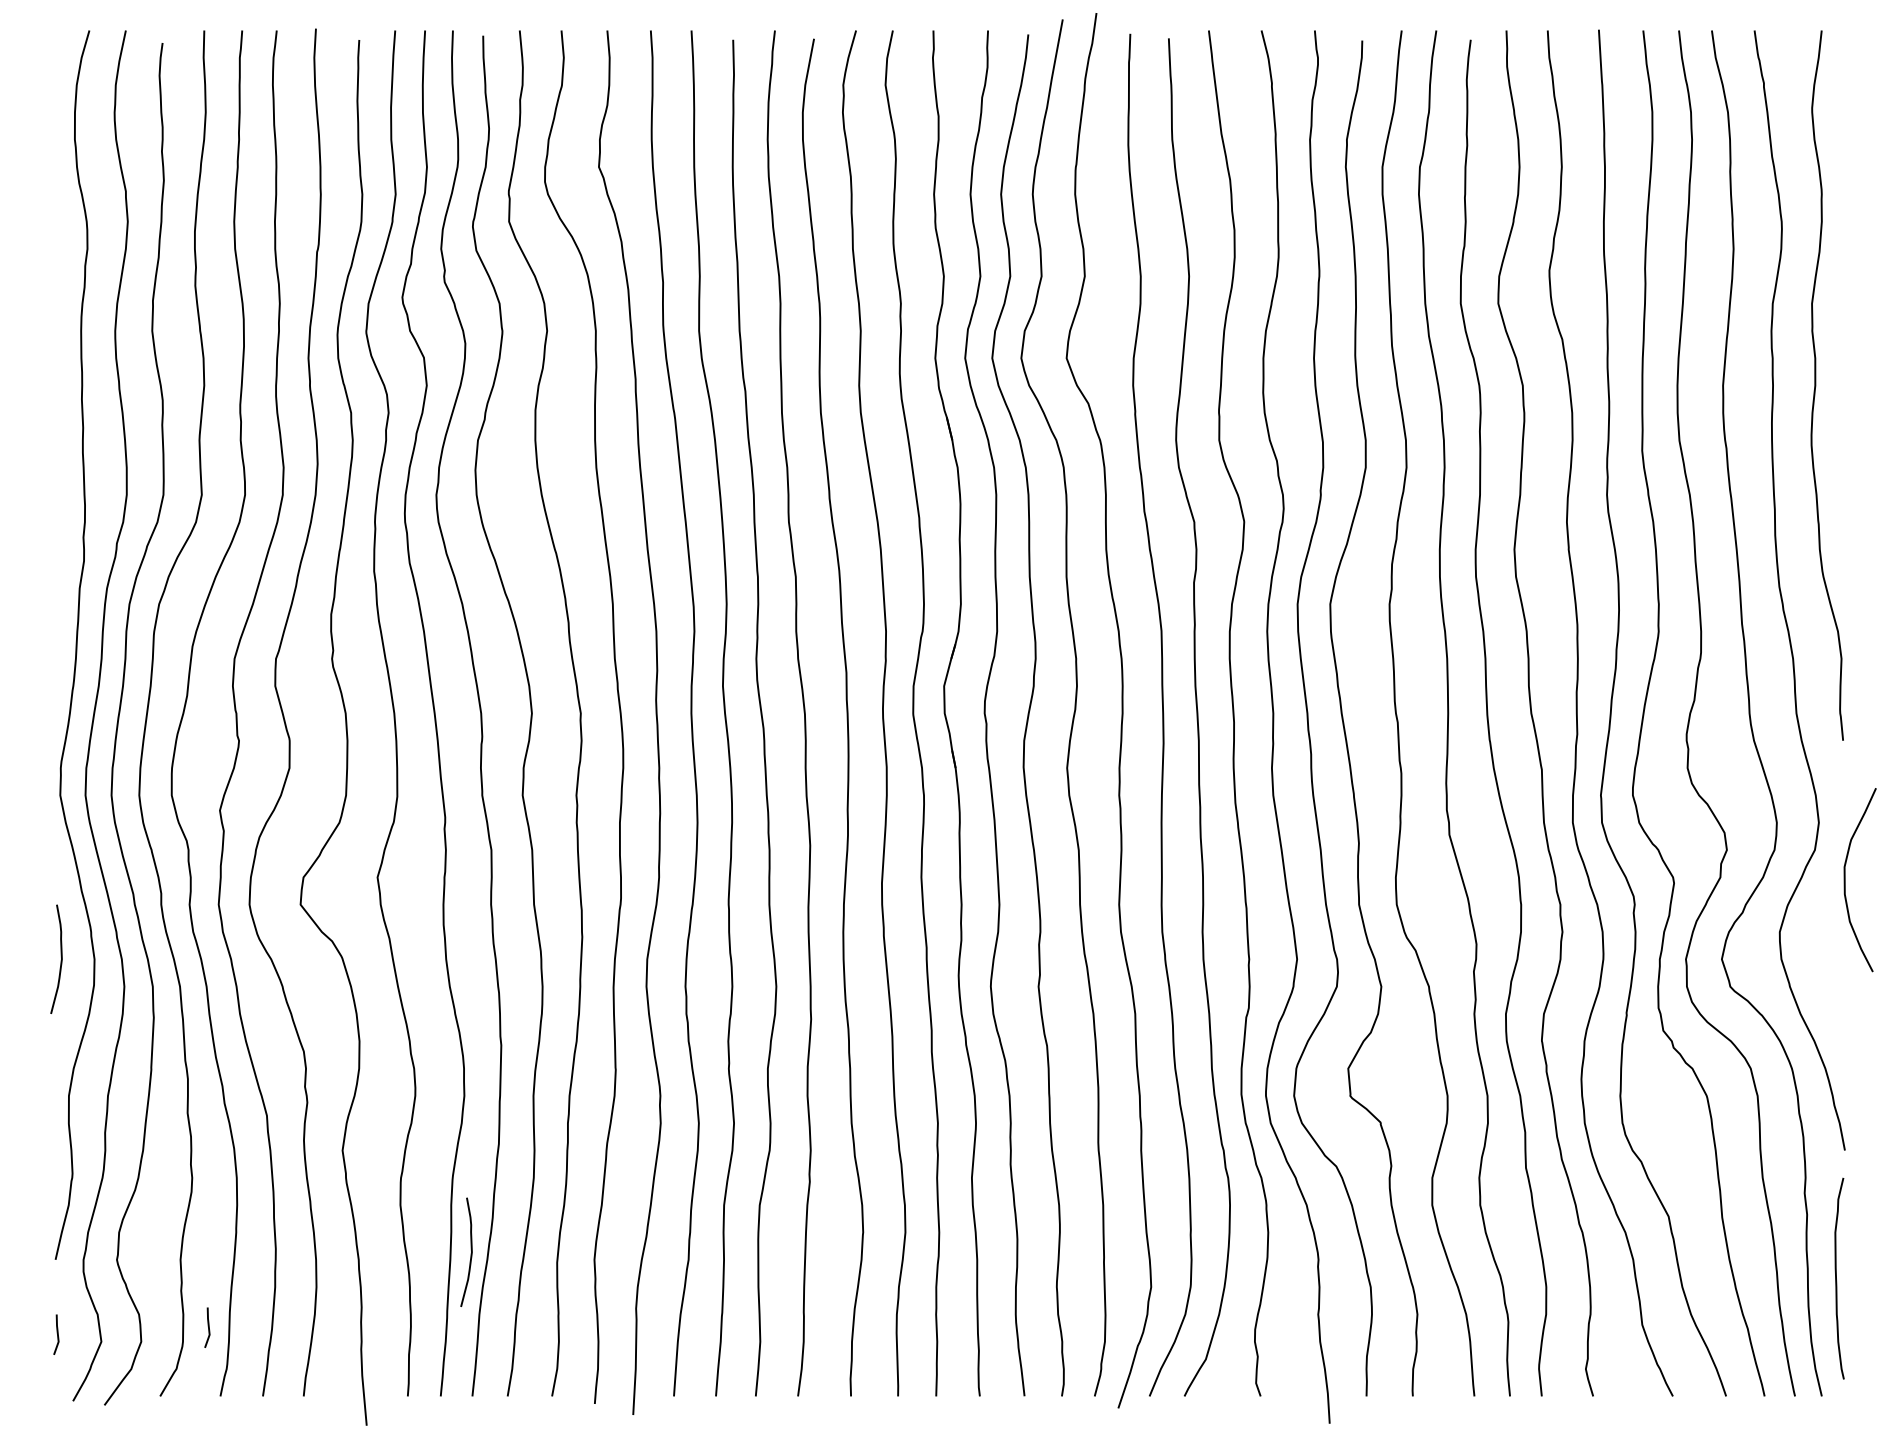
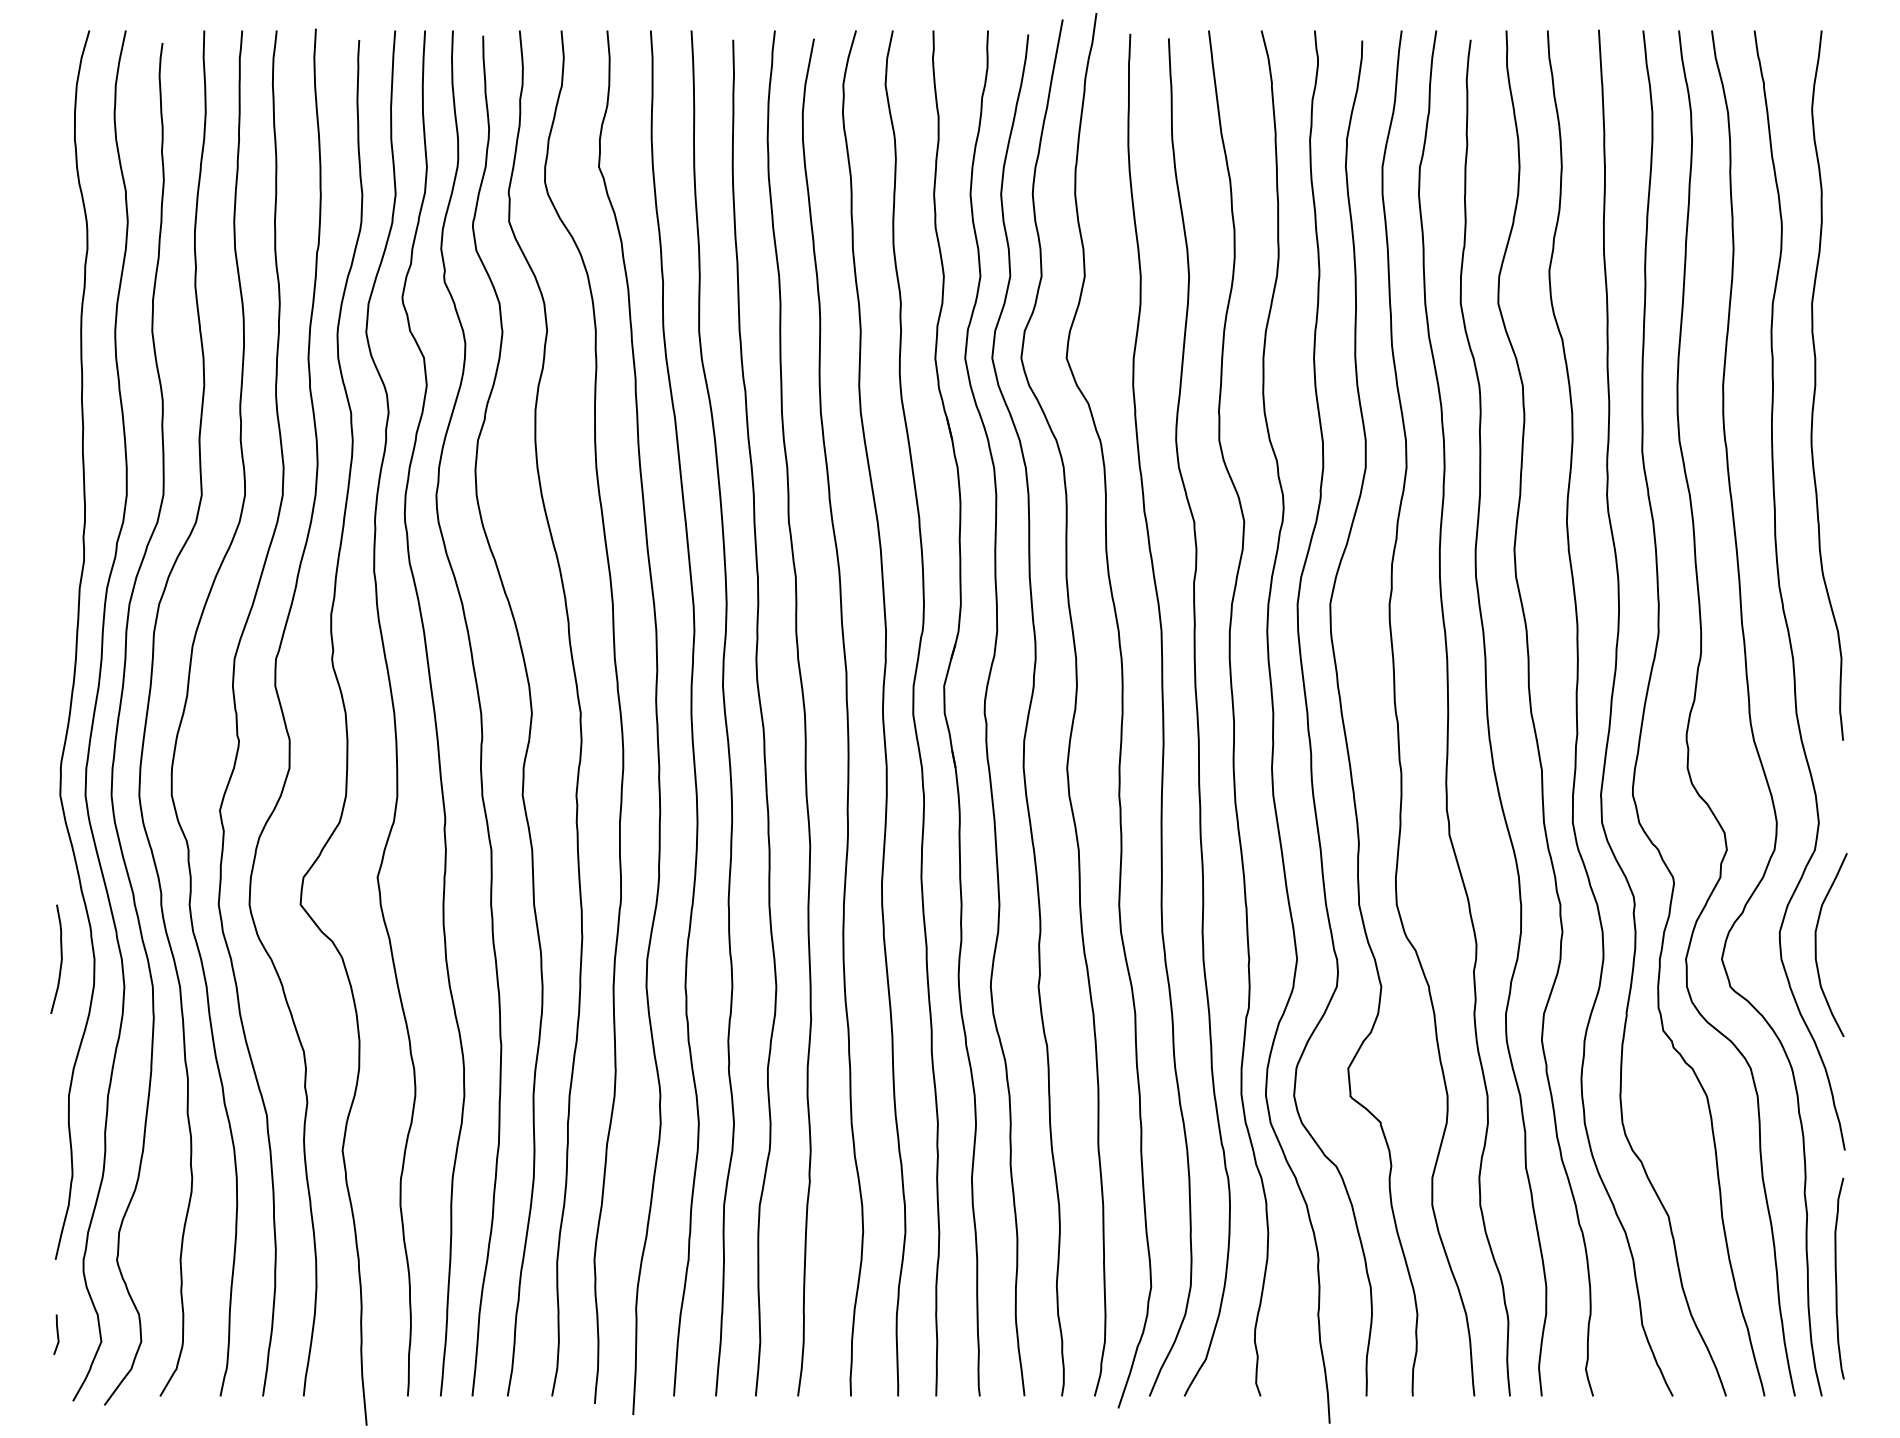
curve position: (1845, 880) -> (1816, 945) (1816, 945)
curve: present -> none (470, 1249)
line: present -> none (207, 1326)
